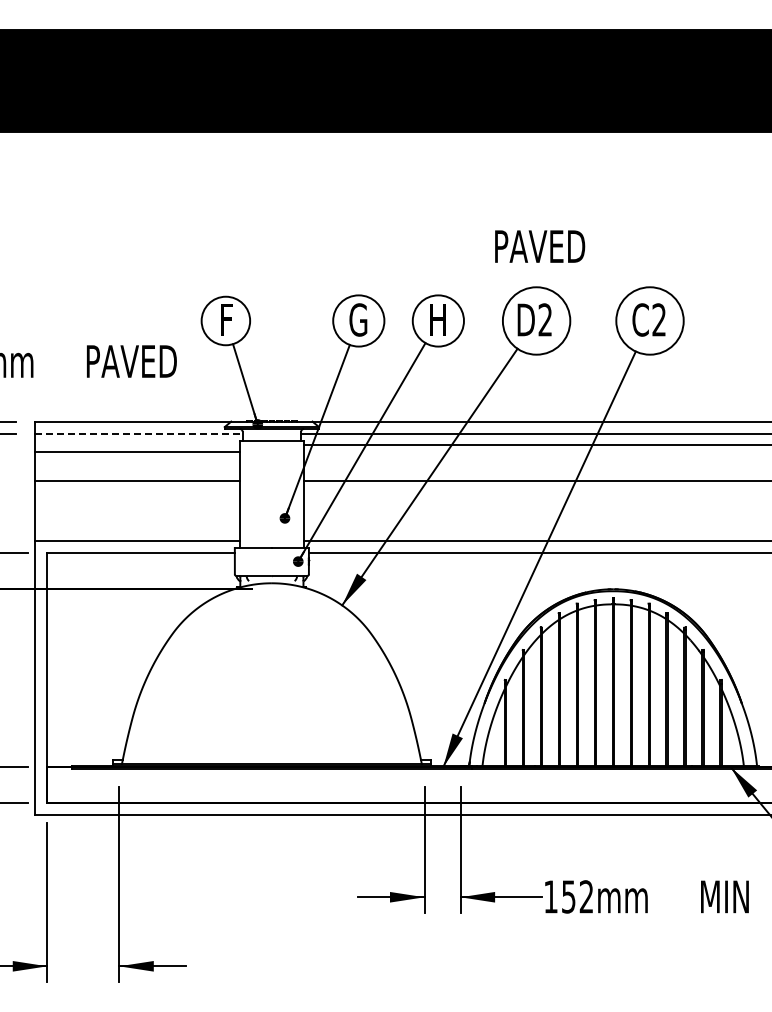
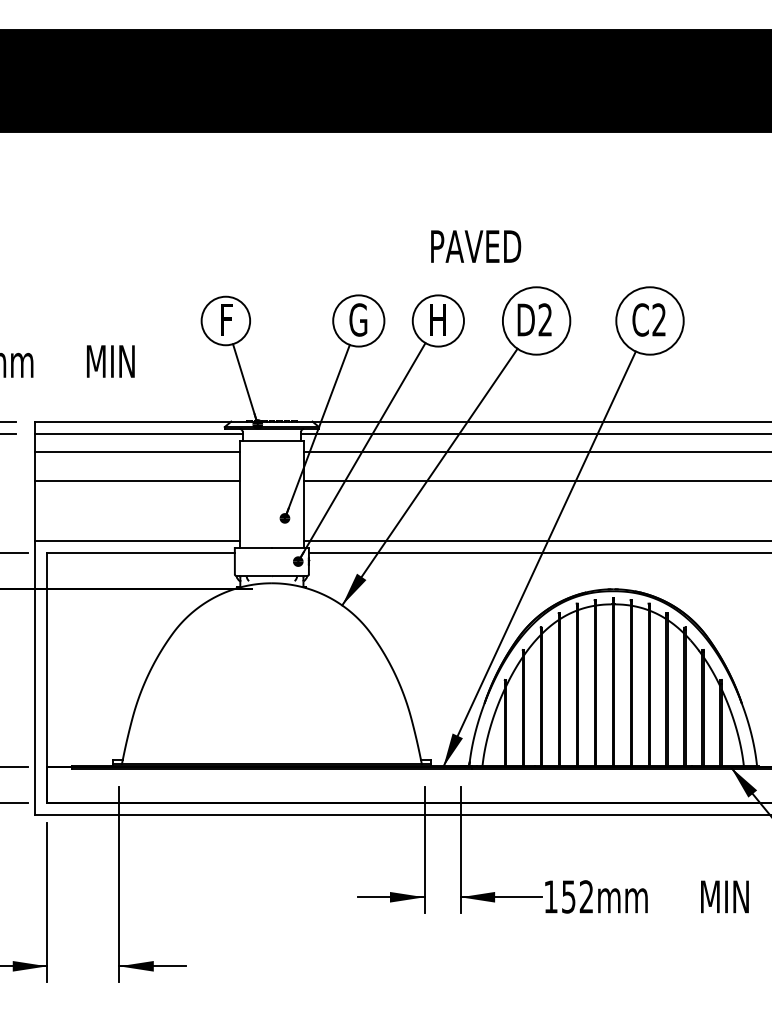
text position: (540, 246) -> (476, 246) (476, 246)
text: PAVED -> MIN (132, 361)
line: dashed -> solid (139, 433)
line position: (535, 444) -> (535, 451) (535, 451)
